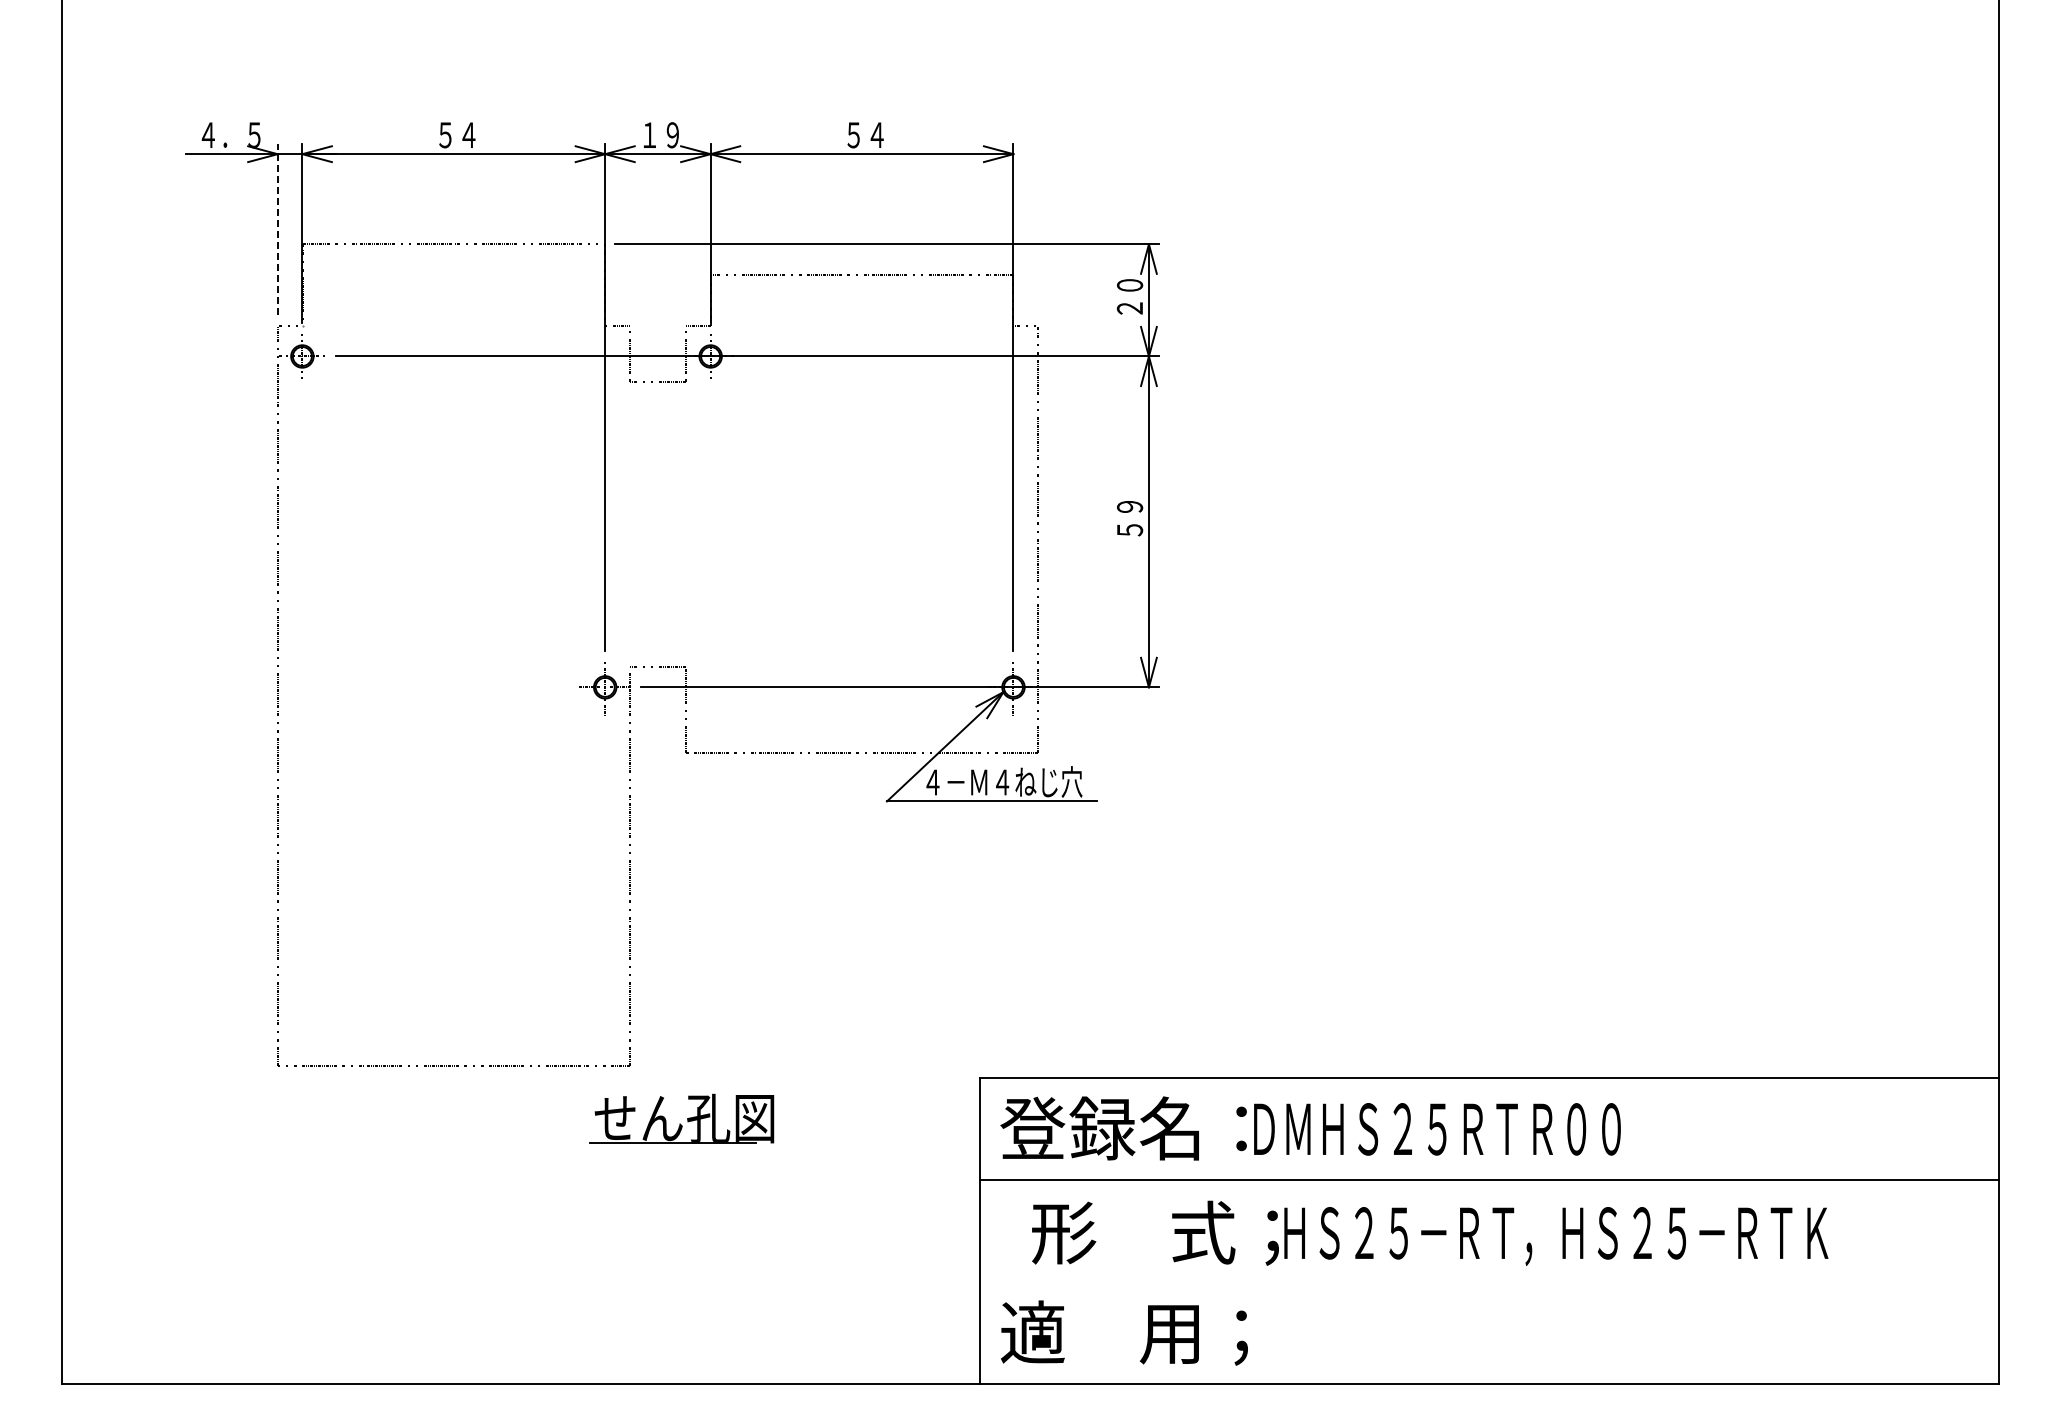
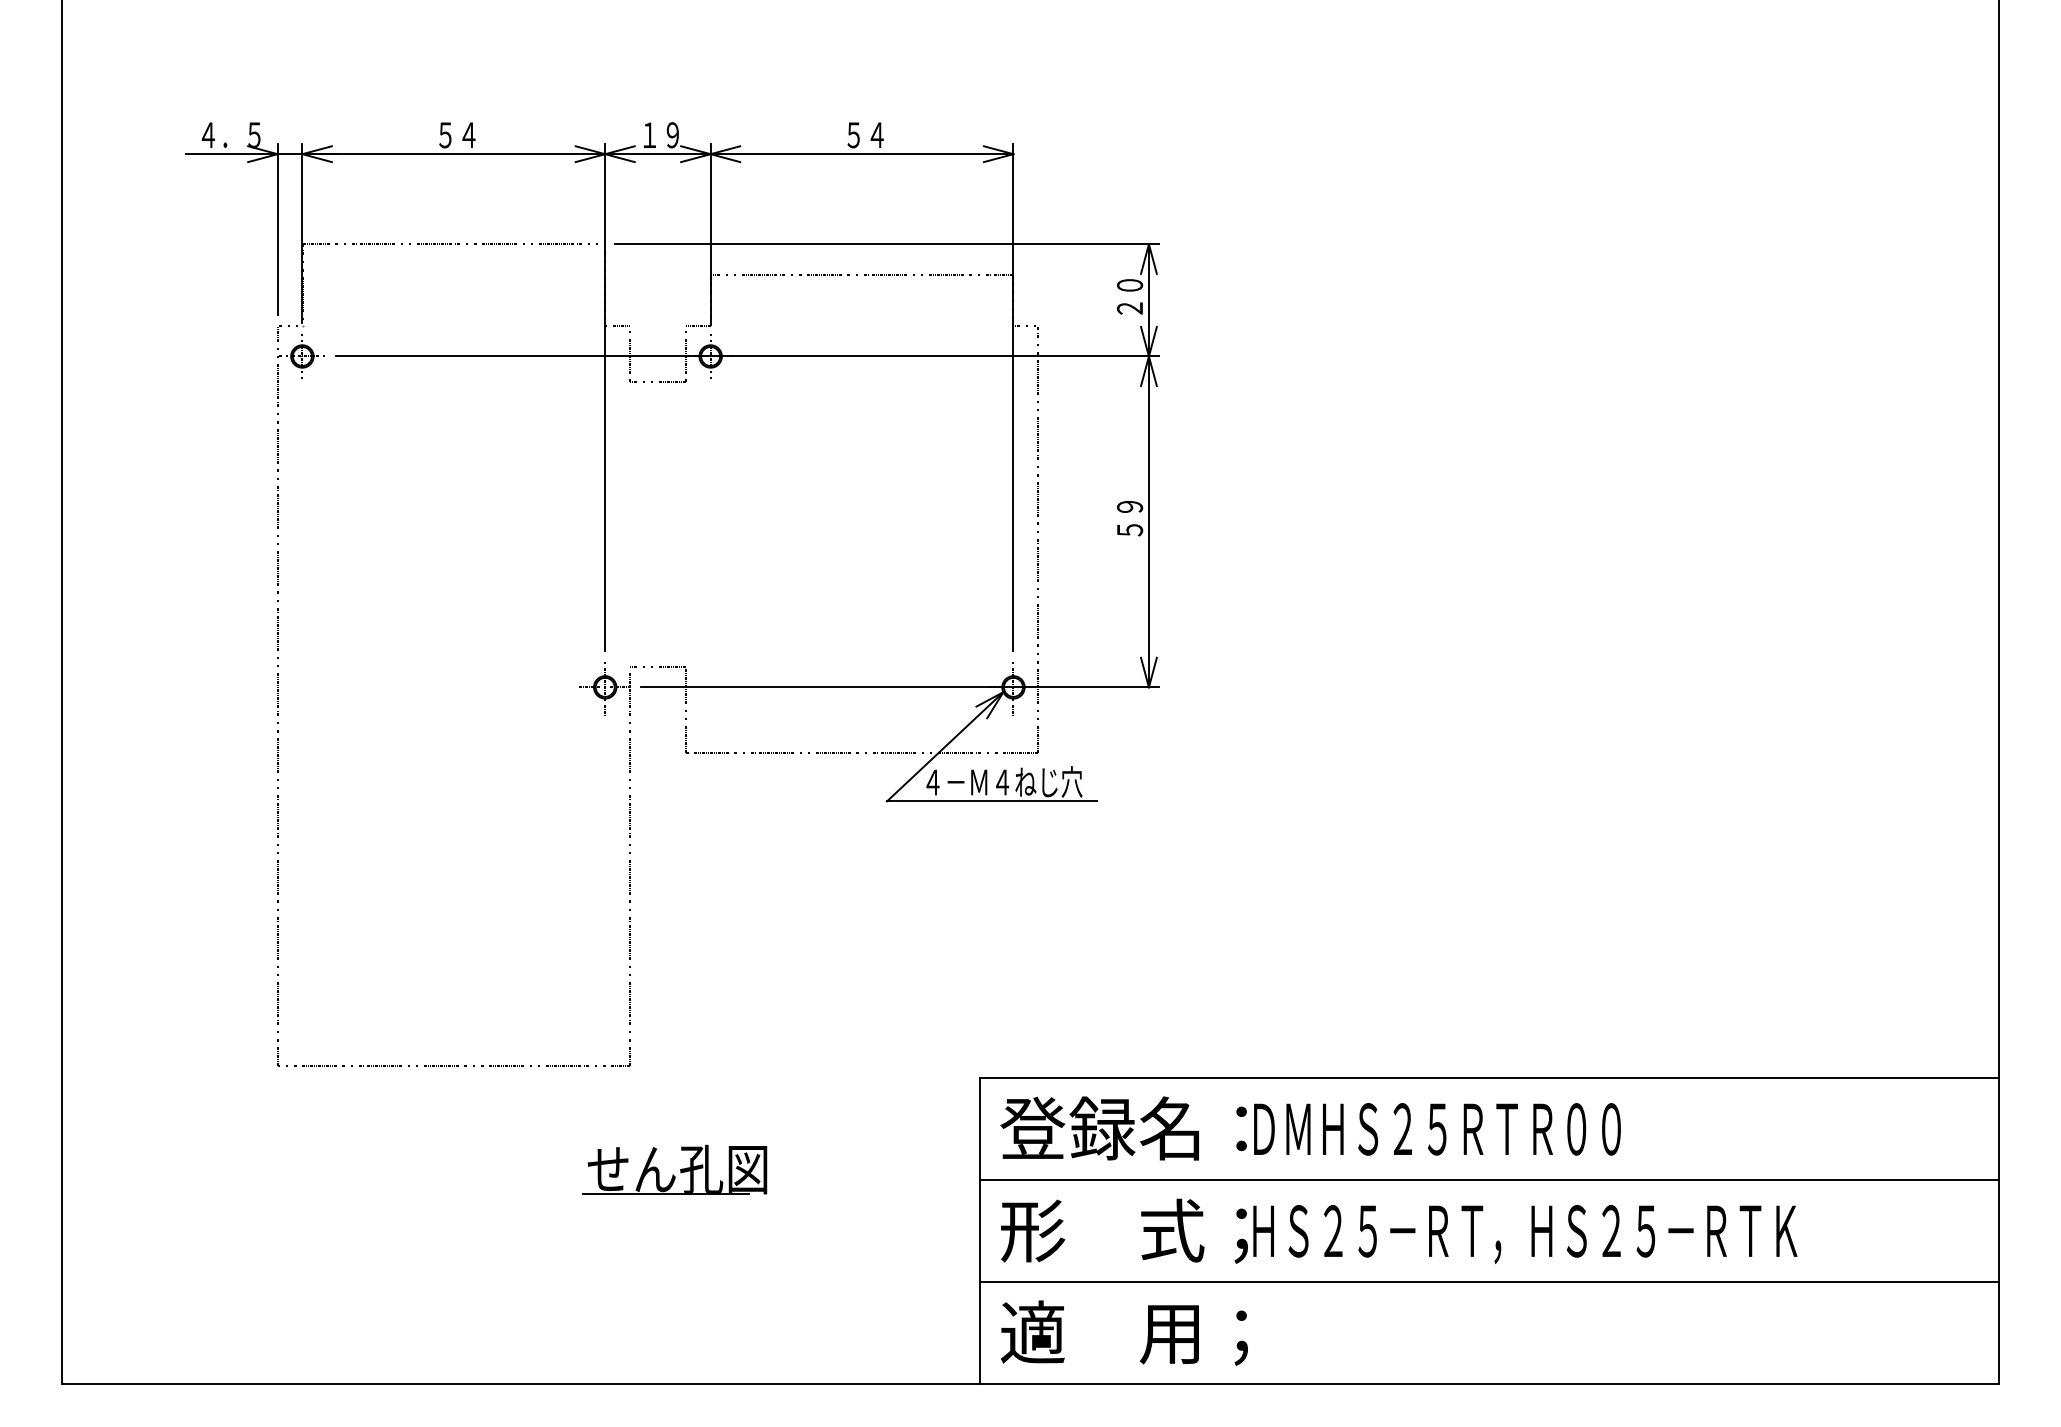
line: dashed -> solid (277, 229)
part position: (681, 1118) -> (674, 1169) (674, 1169)
text position: (1430, 1232) -> (1399, 1230) (1399, 1230)
line: none -> present (1489, 1282)
